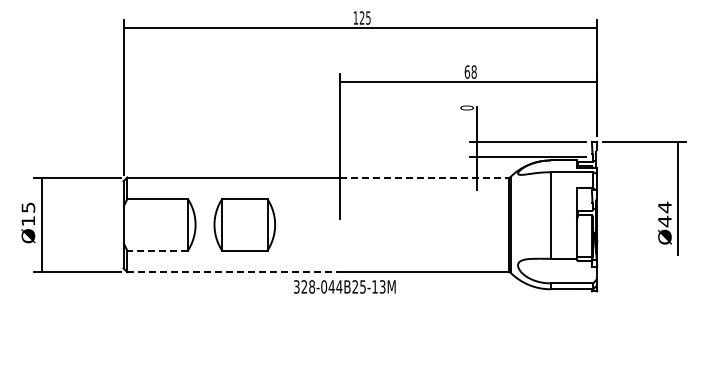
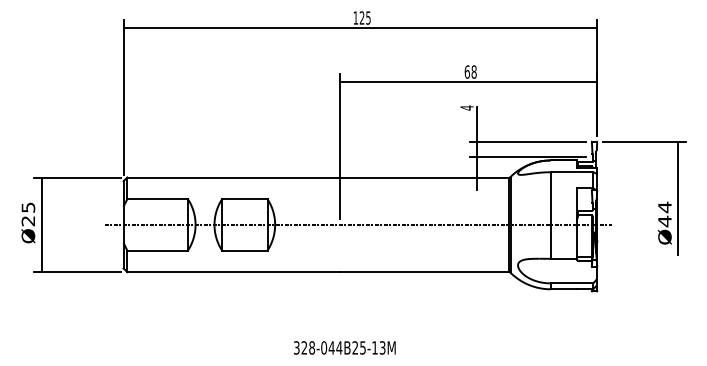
text: 0 -> 4 (466, 107)
line: dashed -> solid (424, 177)
text: Ø15 -> Ø25 (27, 221)
line: none -> present (358, 224)
line: dashed -> solid (157, 250)
line: dashed -> solid (233, 272)
text position: (344, 286) -> (344, 347) (344, 347)
